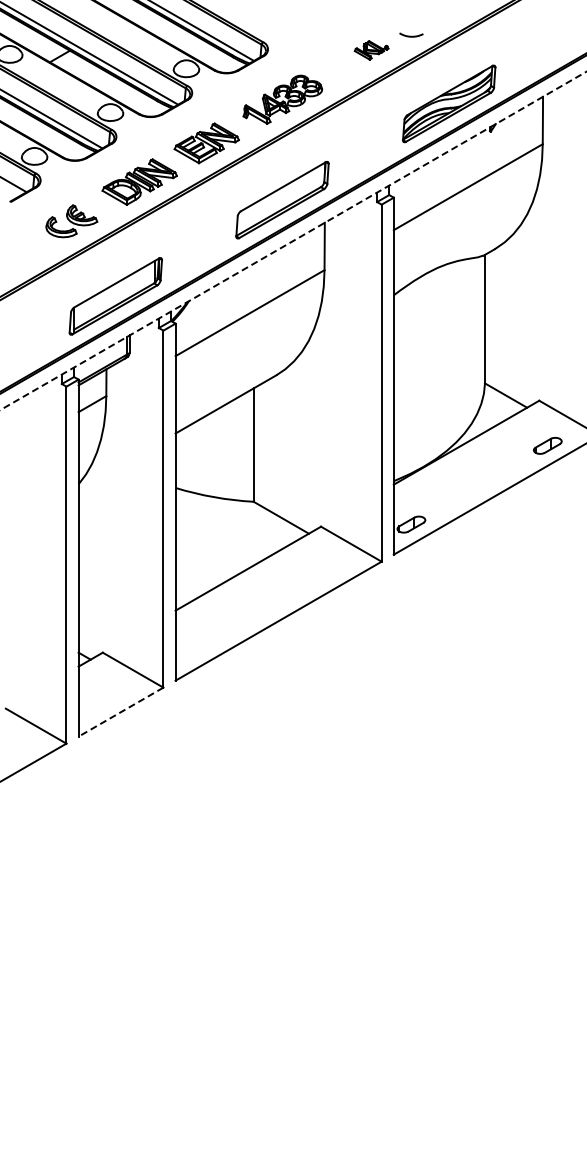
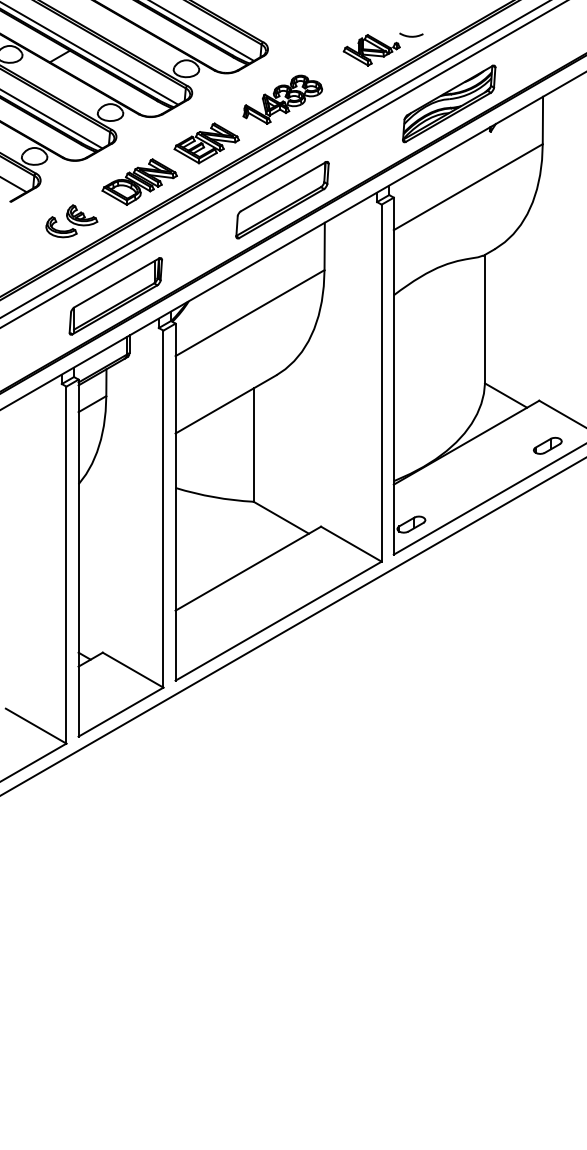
part size: 37x21 px -> 59x33 px (371, 50)
line: none -> present (274, 159)
line: none -> present (283, 164)
line: dashed -> solid (293, 240)
line: none -> present (292, 626)
line: dashed -> solid (121, 712)
